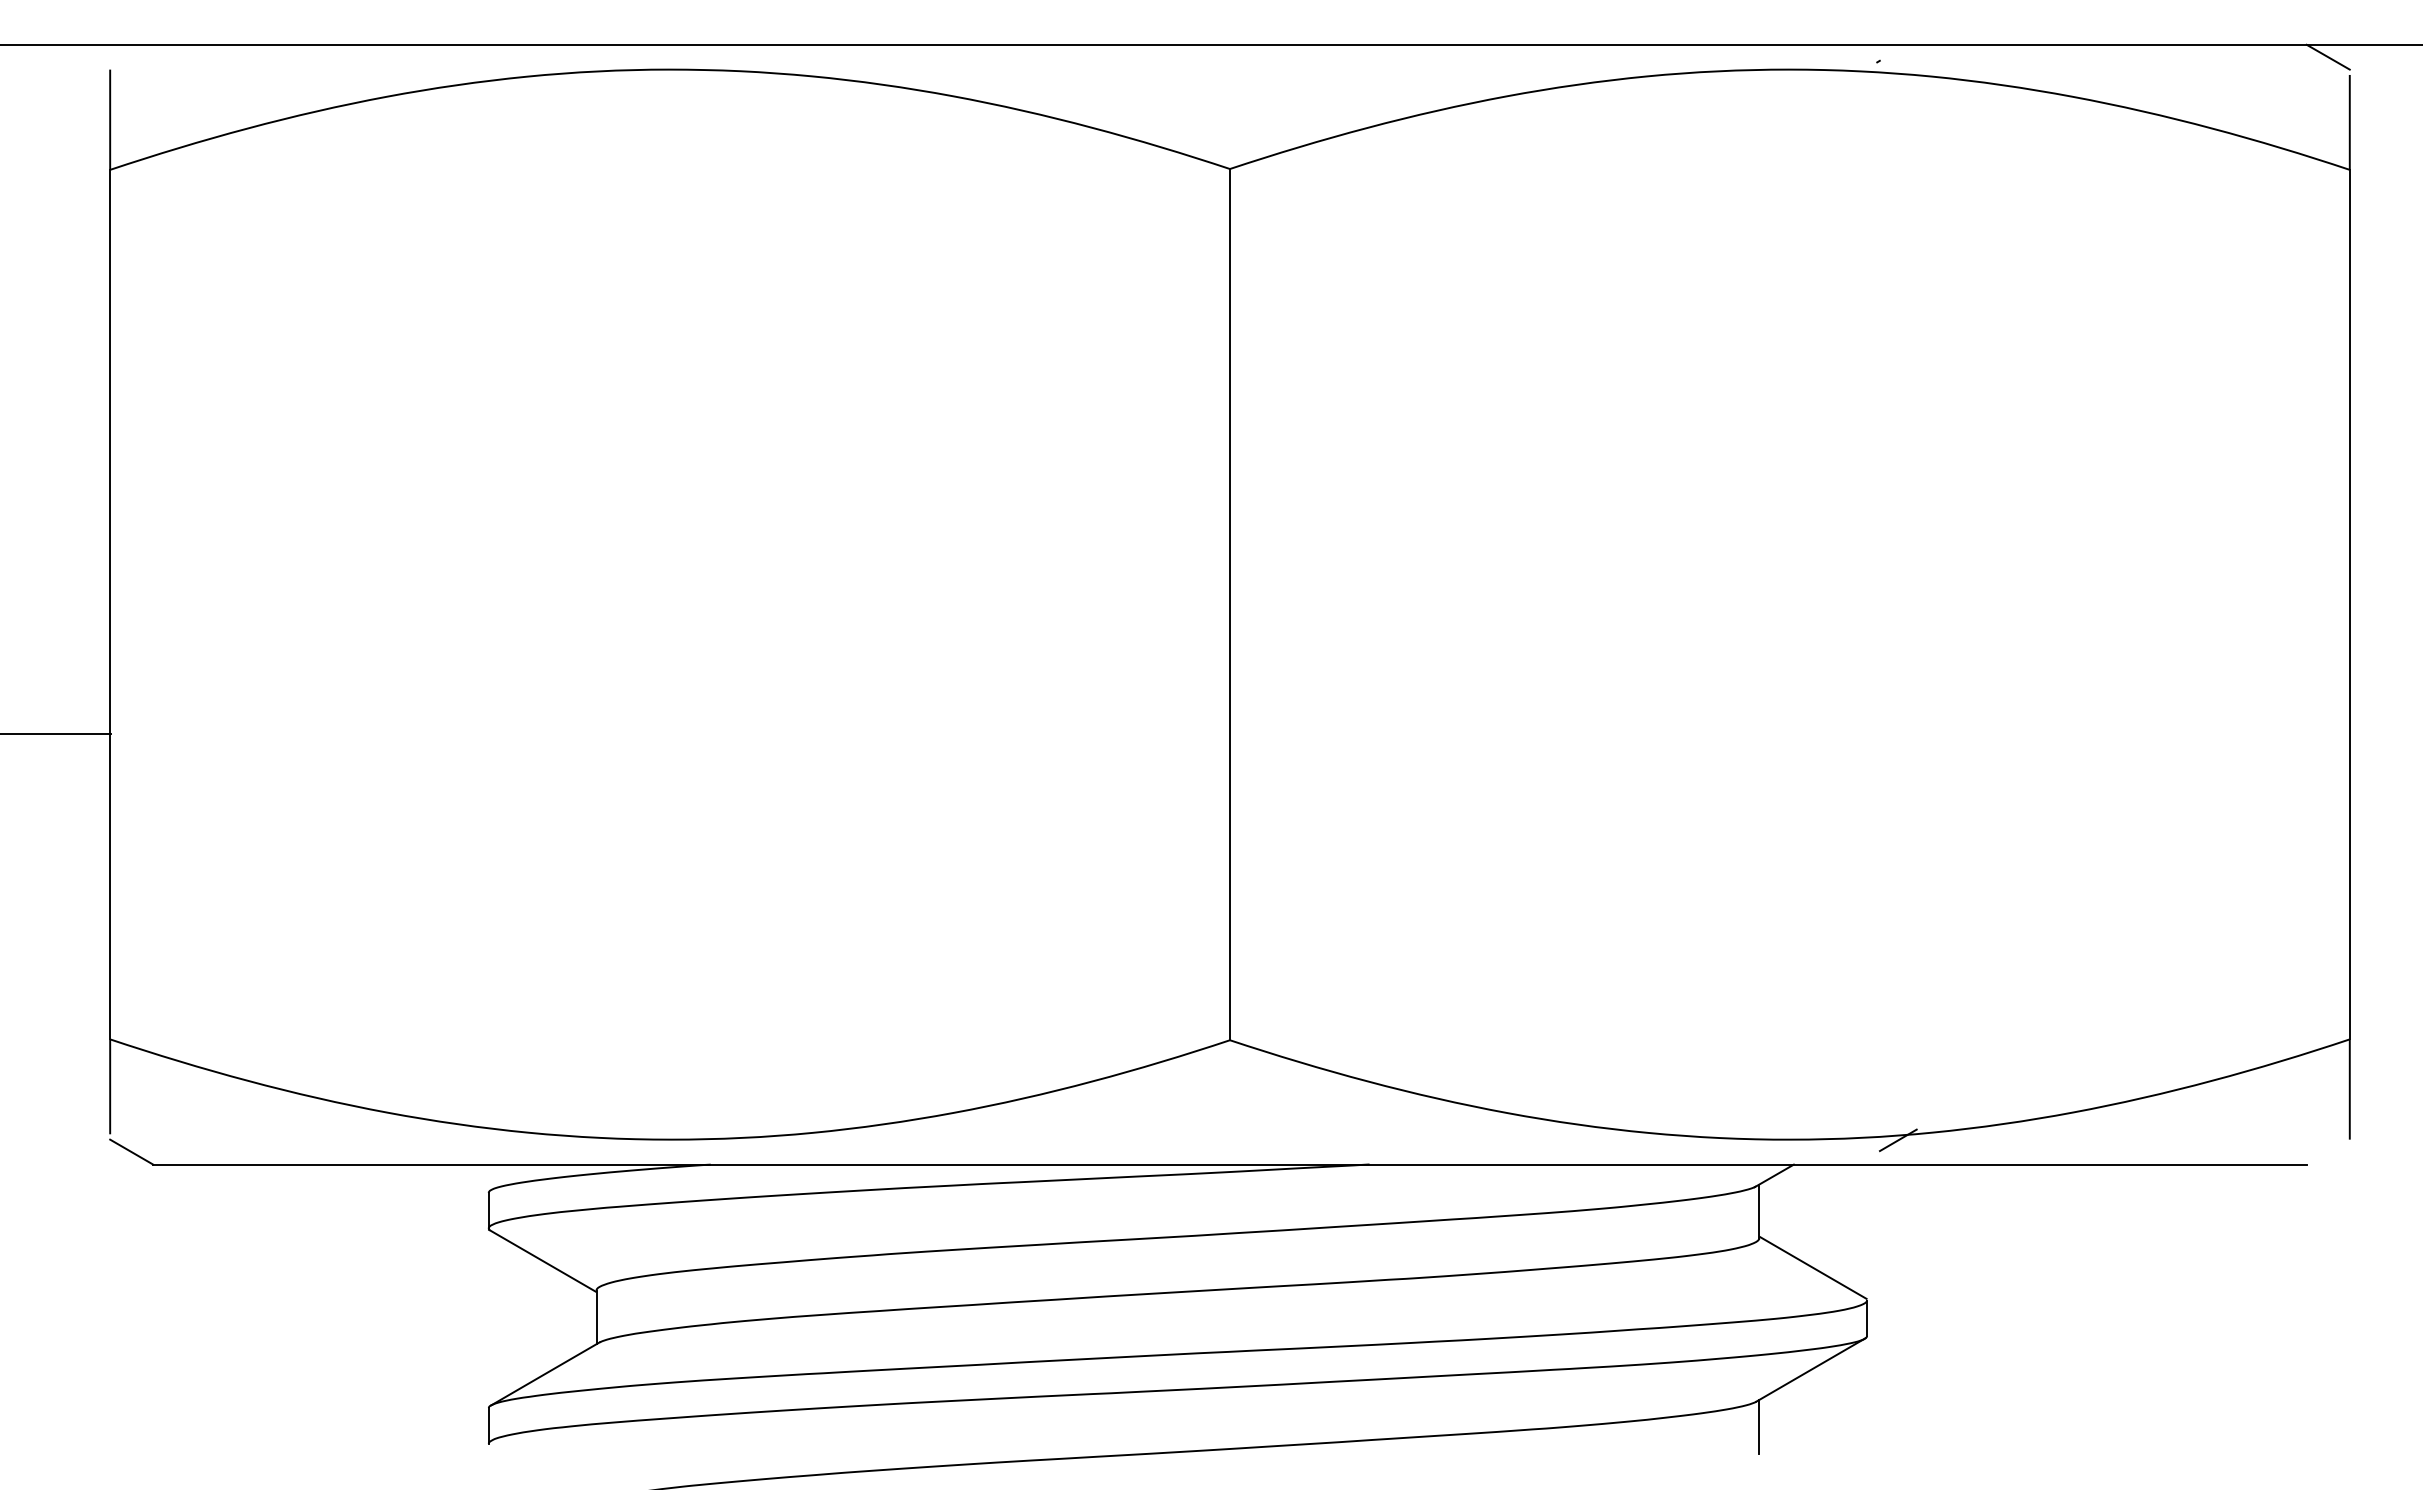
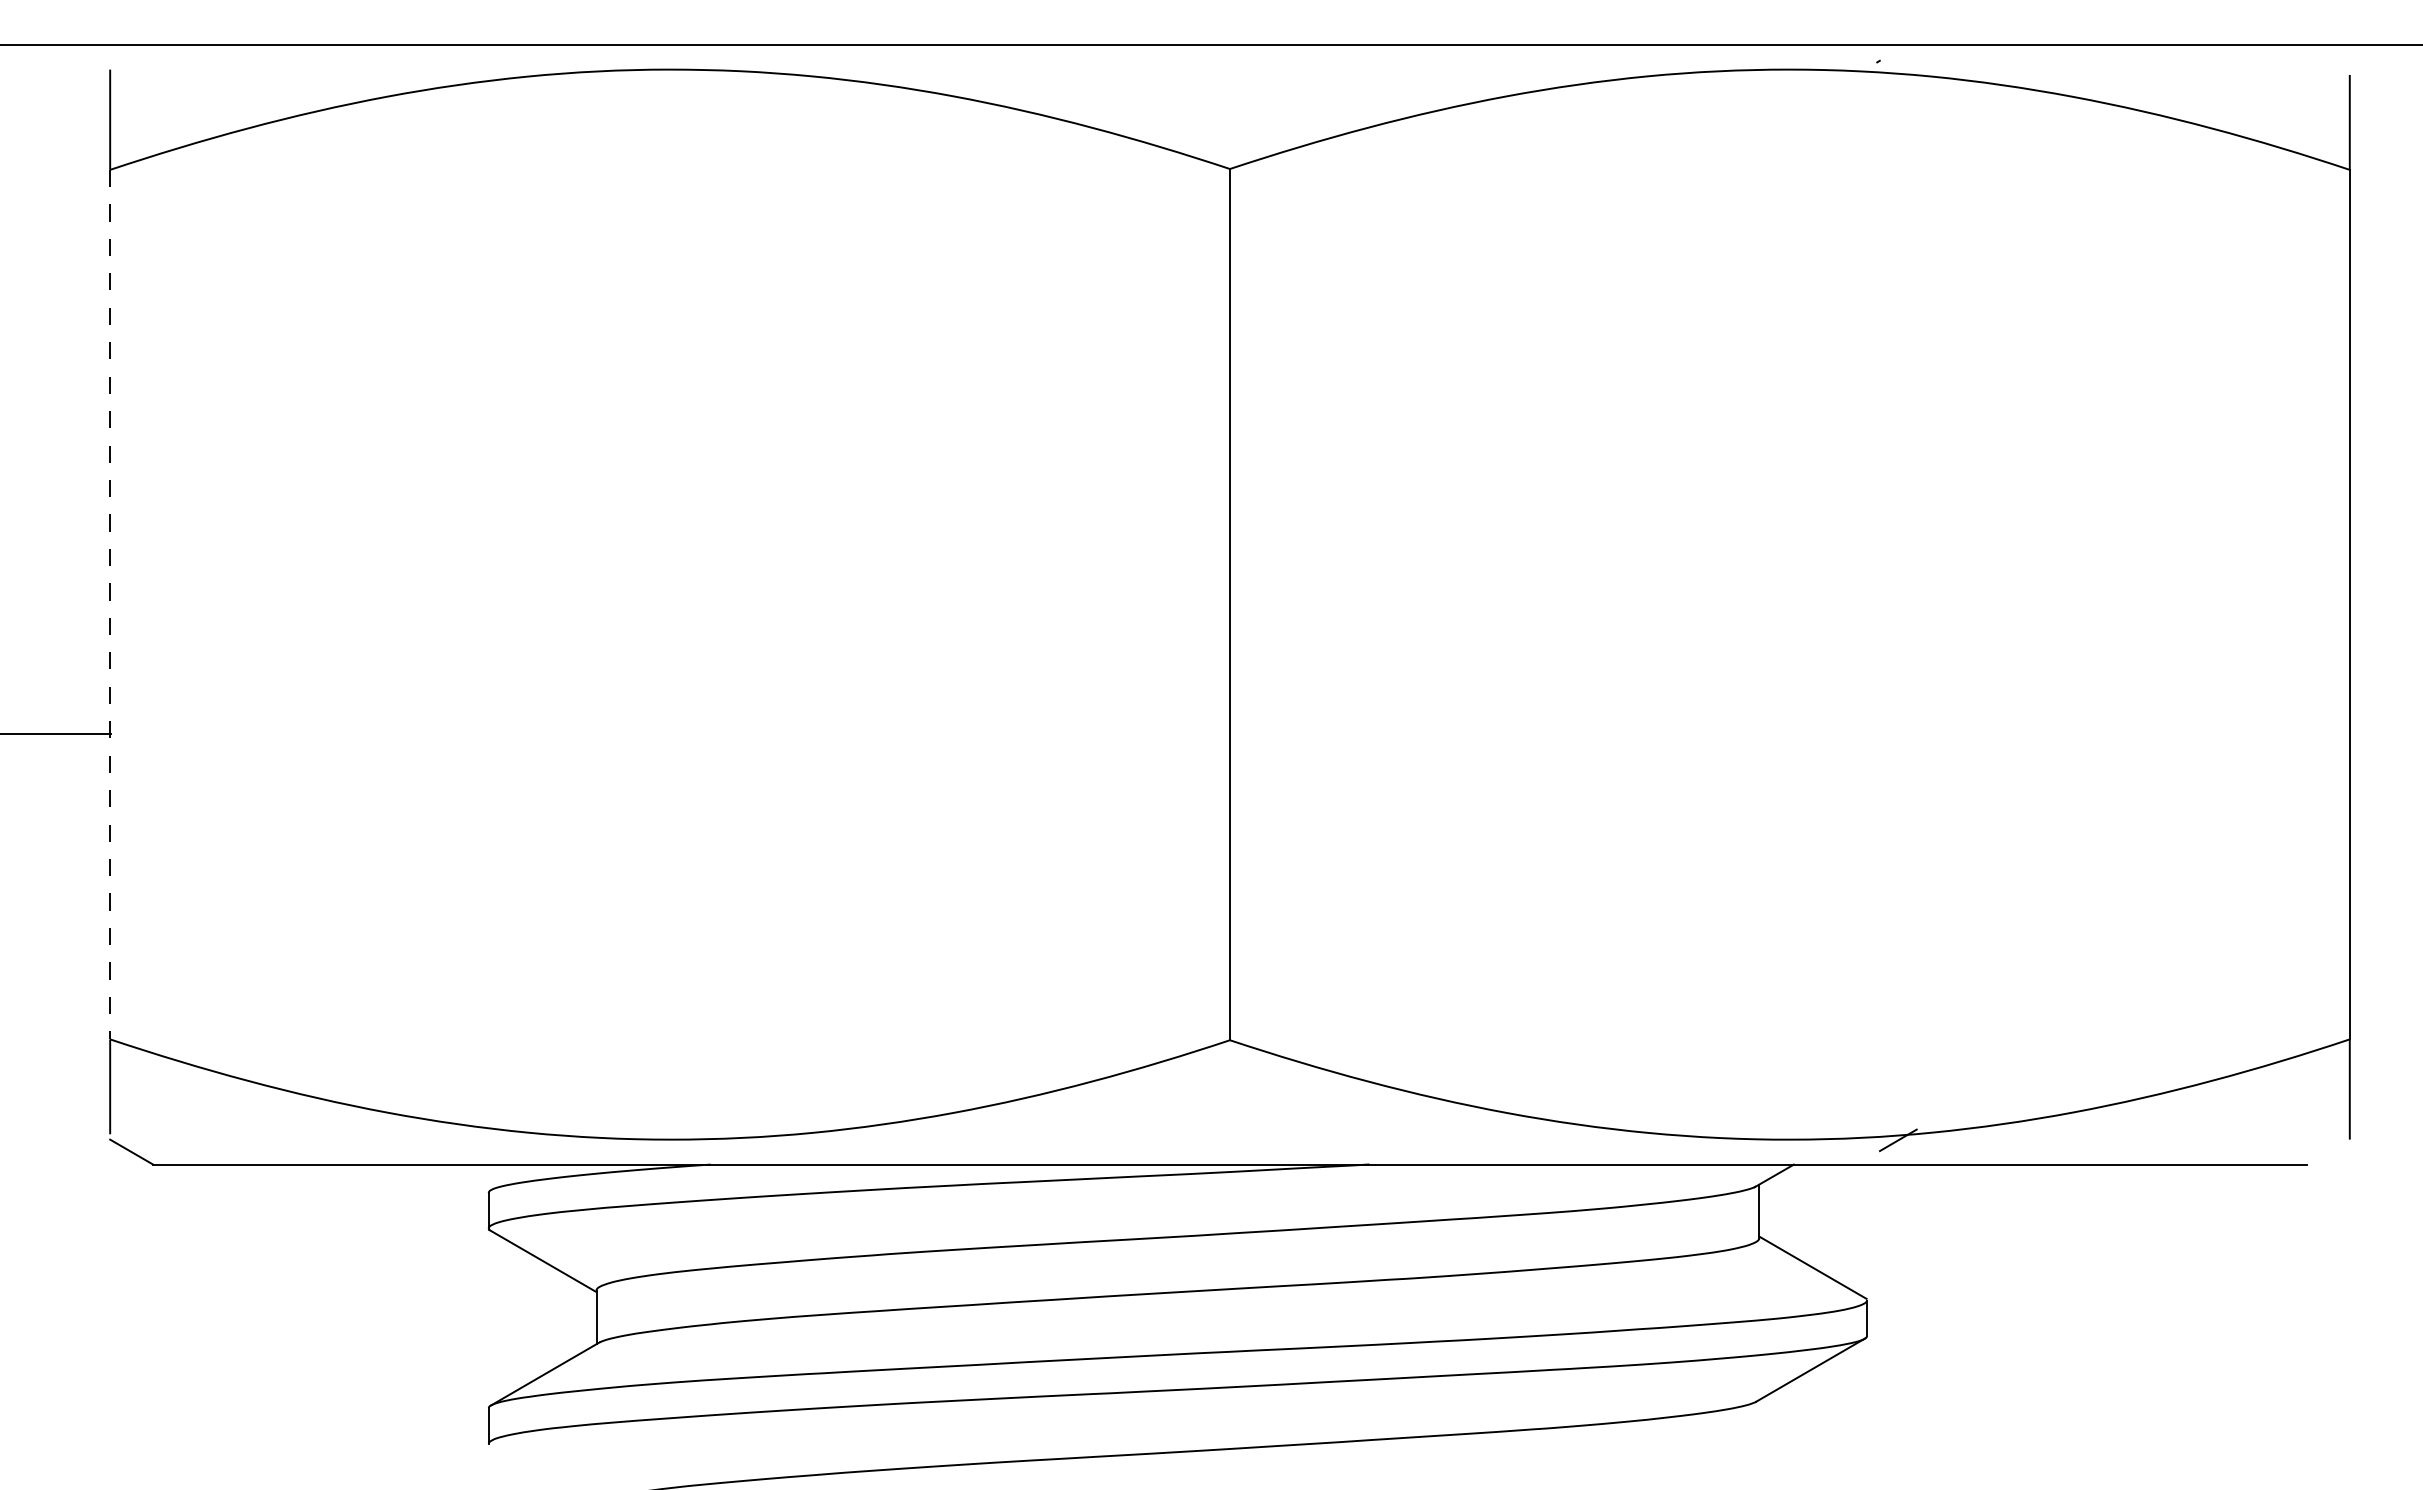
line: present -> none (2327, 56)
line: solid -> dashed (110, 604)
line: present -> none (1759, 1426)
